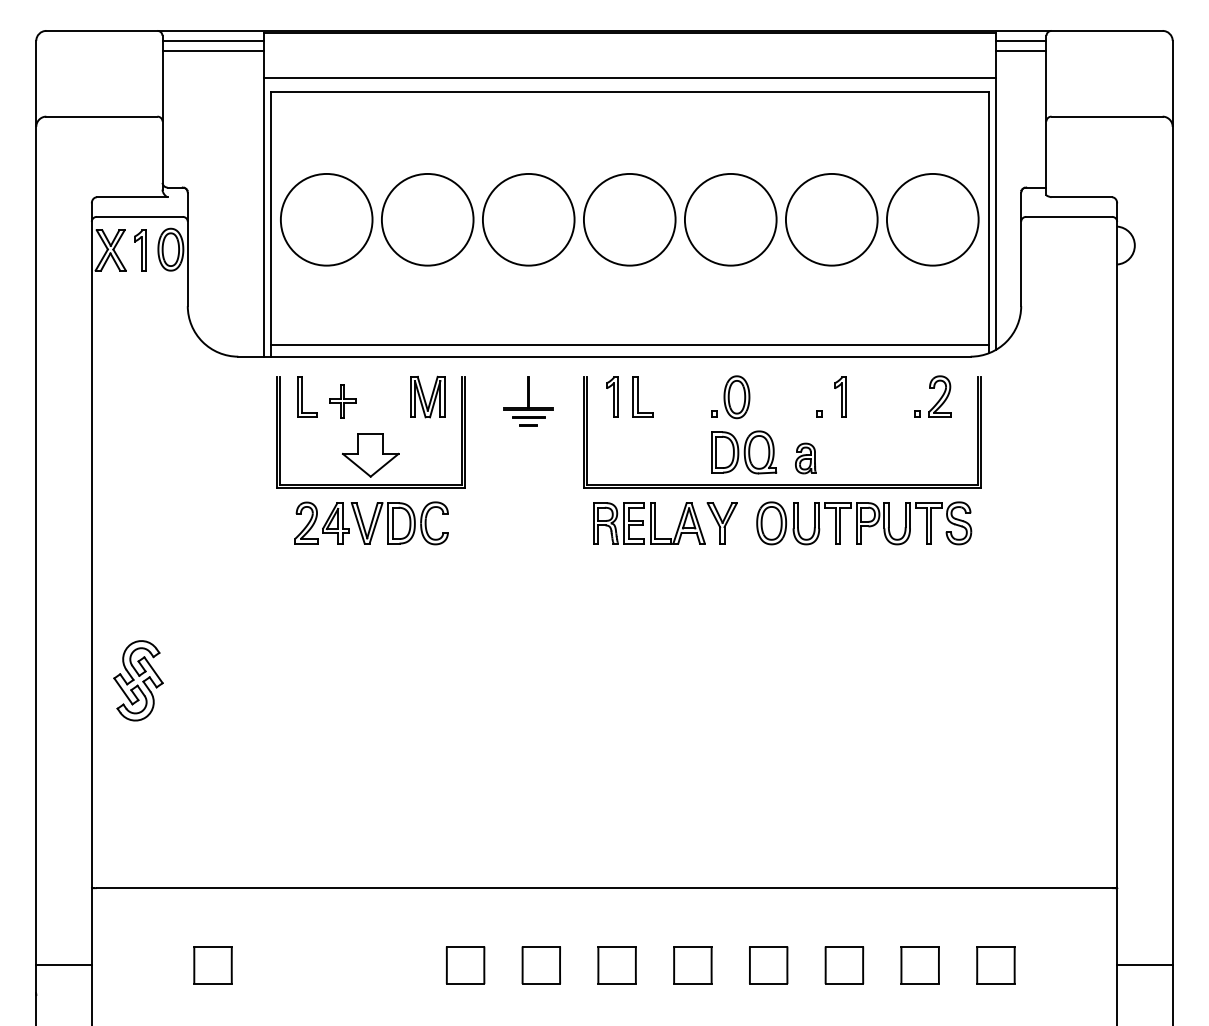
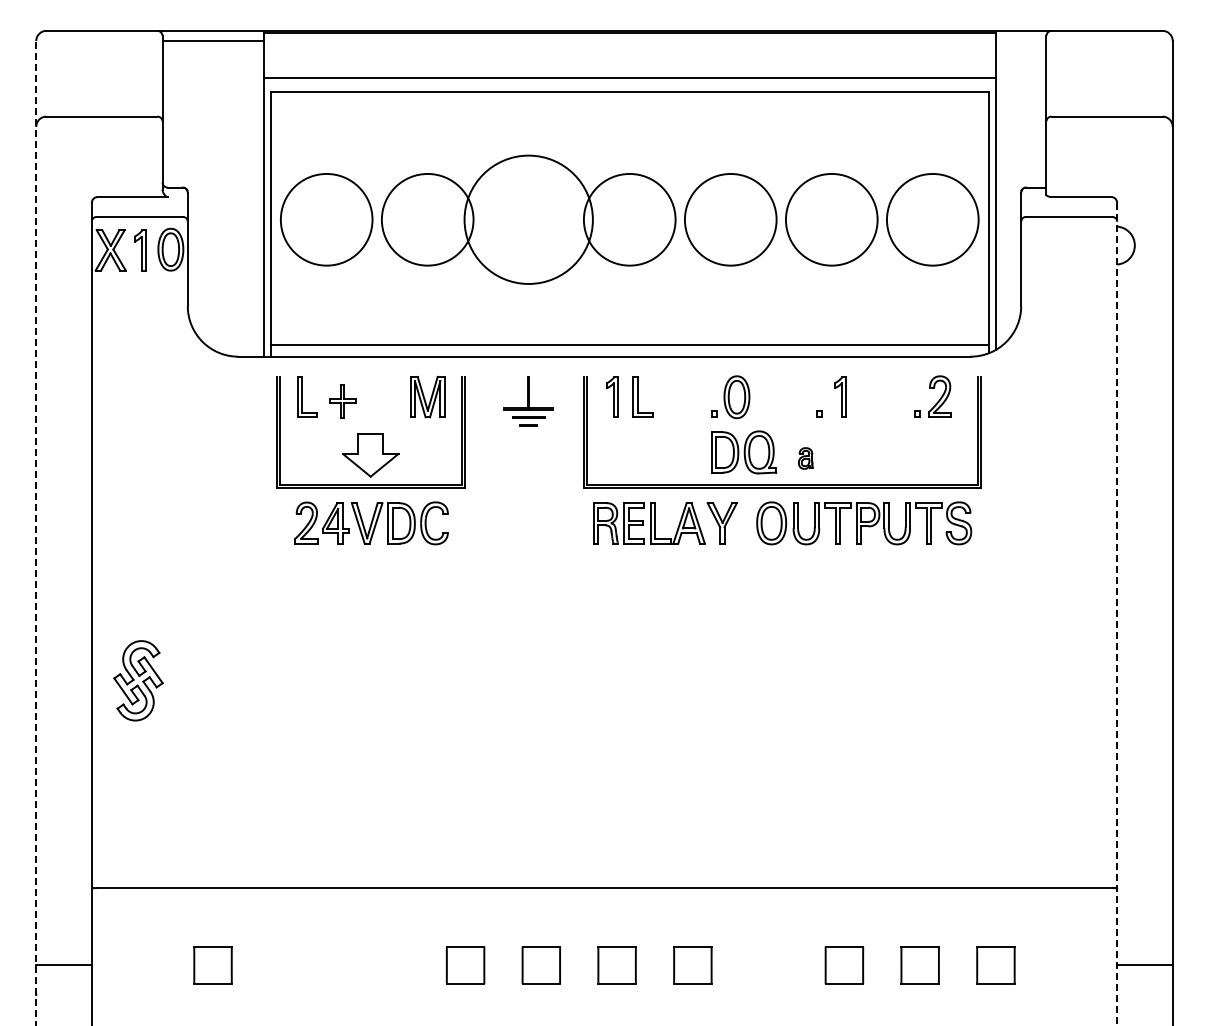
line: present -> none (1020, 41)
line: present -> none (212, 51)
line: present -> none (1020, 51)
circle diameter: 92 px -> 128 px (528, 219)
part size: 22x33 px -> 16x23 px (805, 458)
line: solid -> dashed (36, 532)
line: solid -> dashed (1117, 614)
part: present -> none (768, 965)
